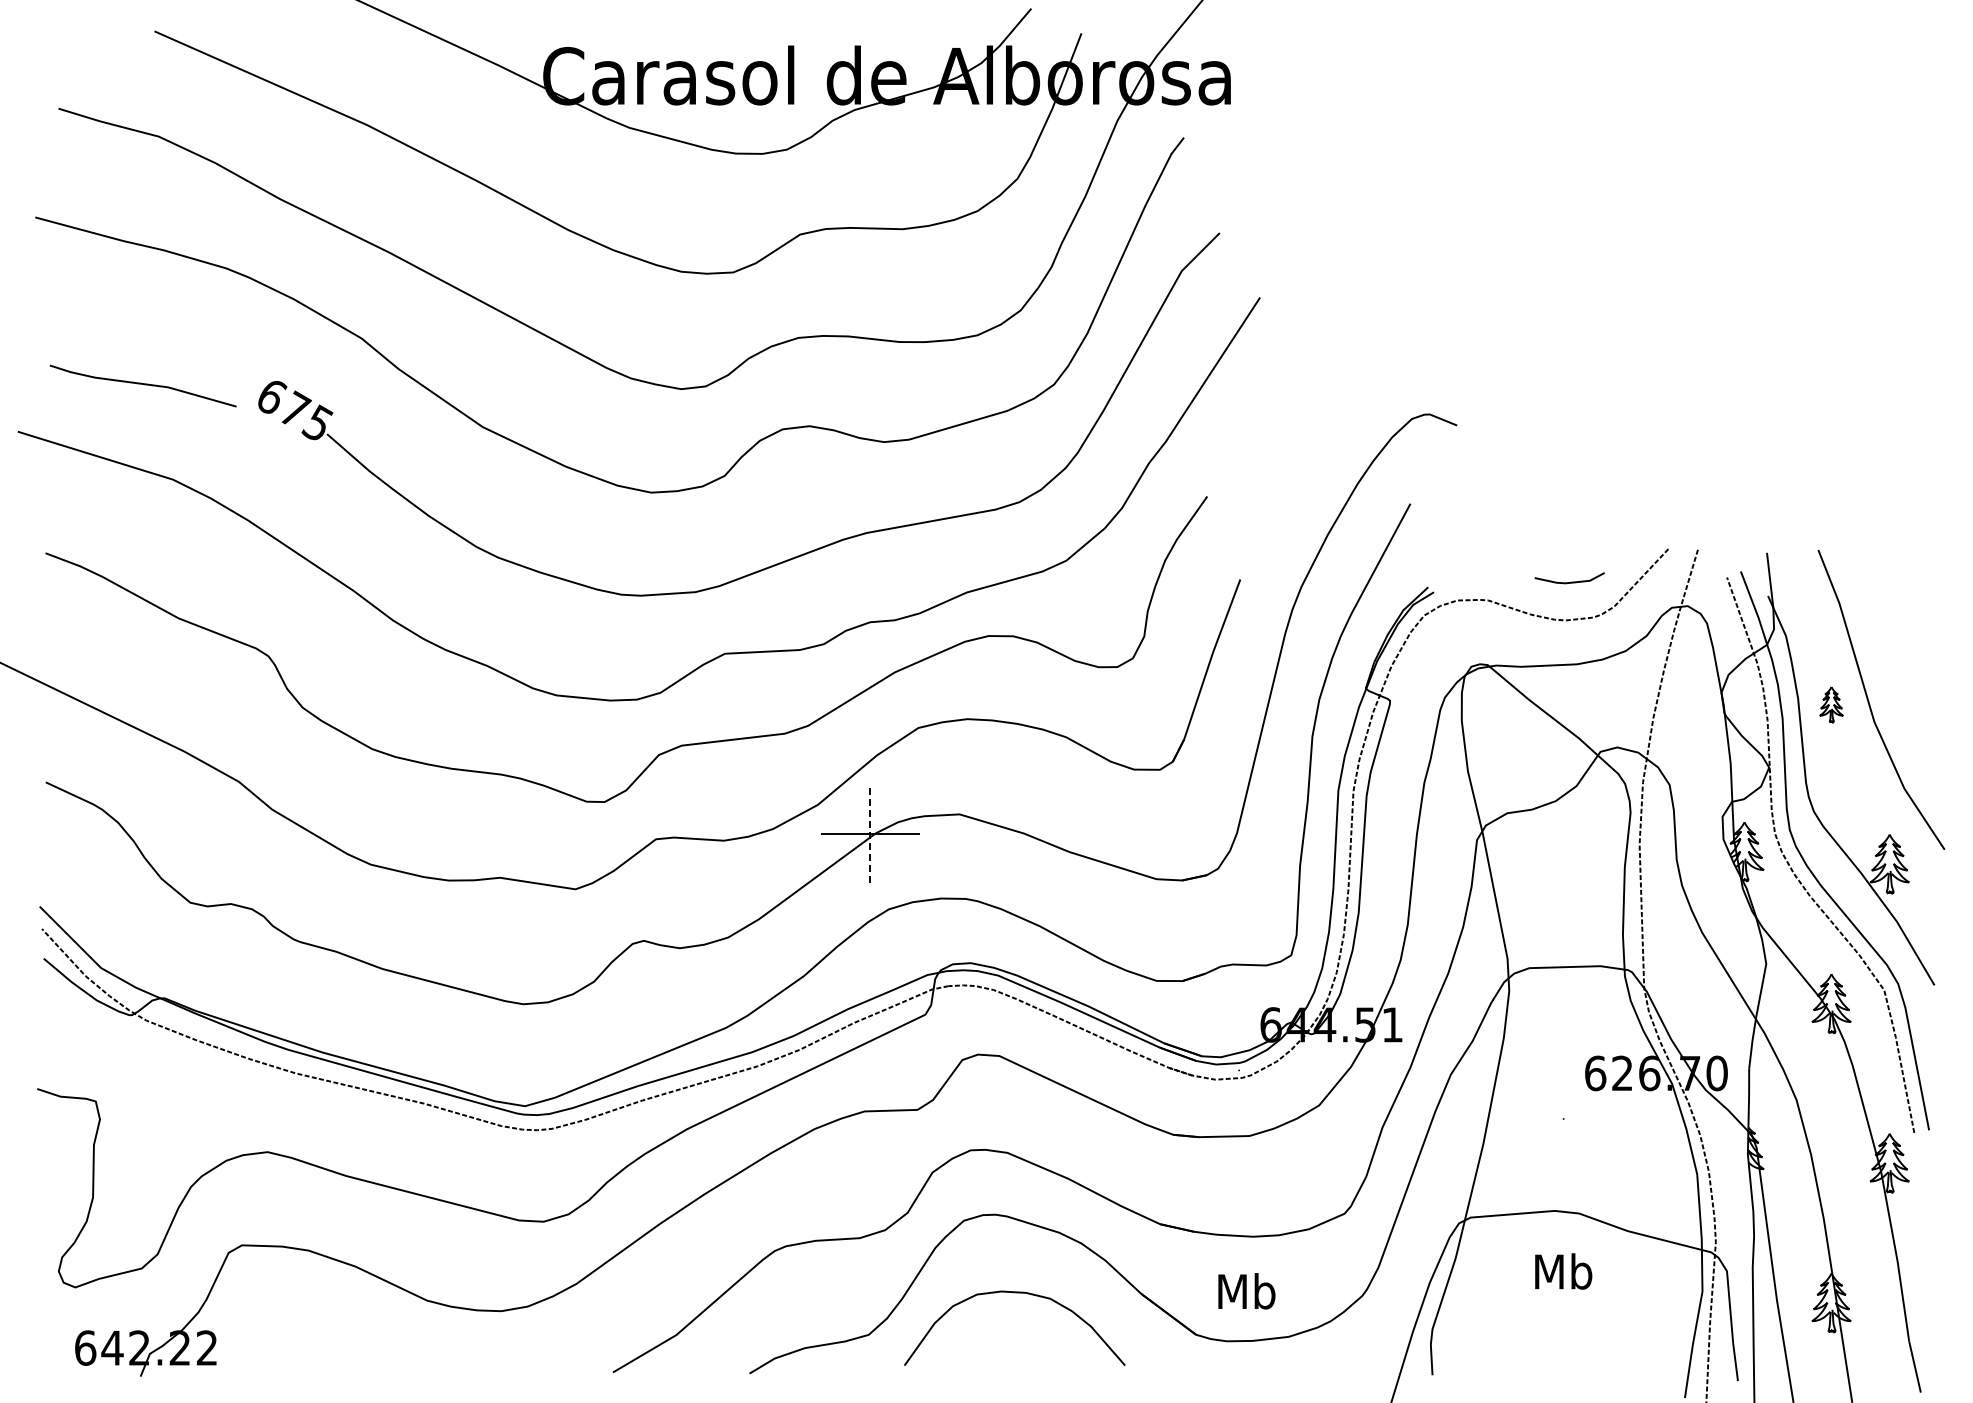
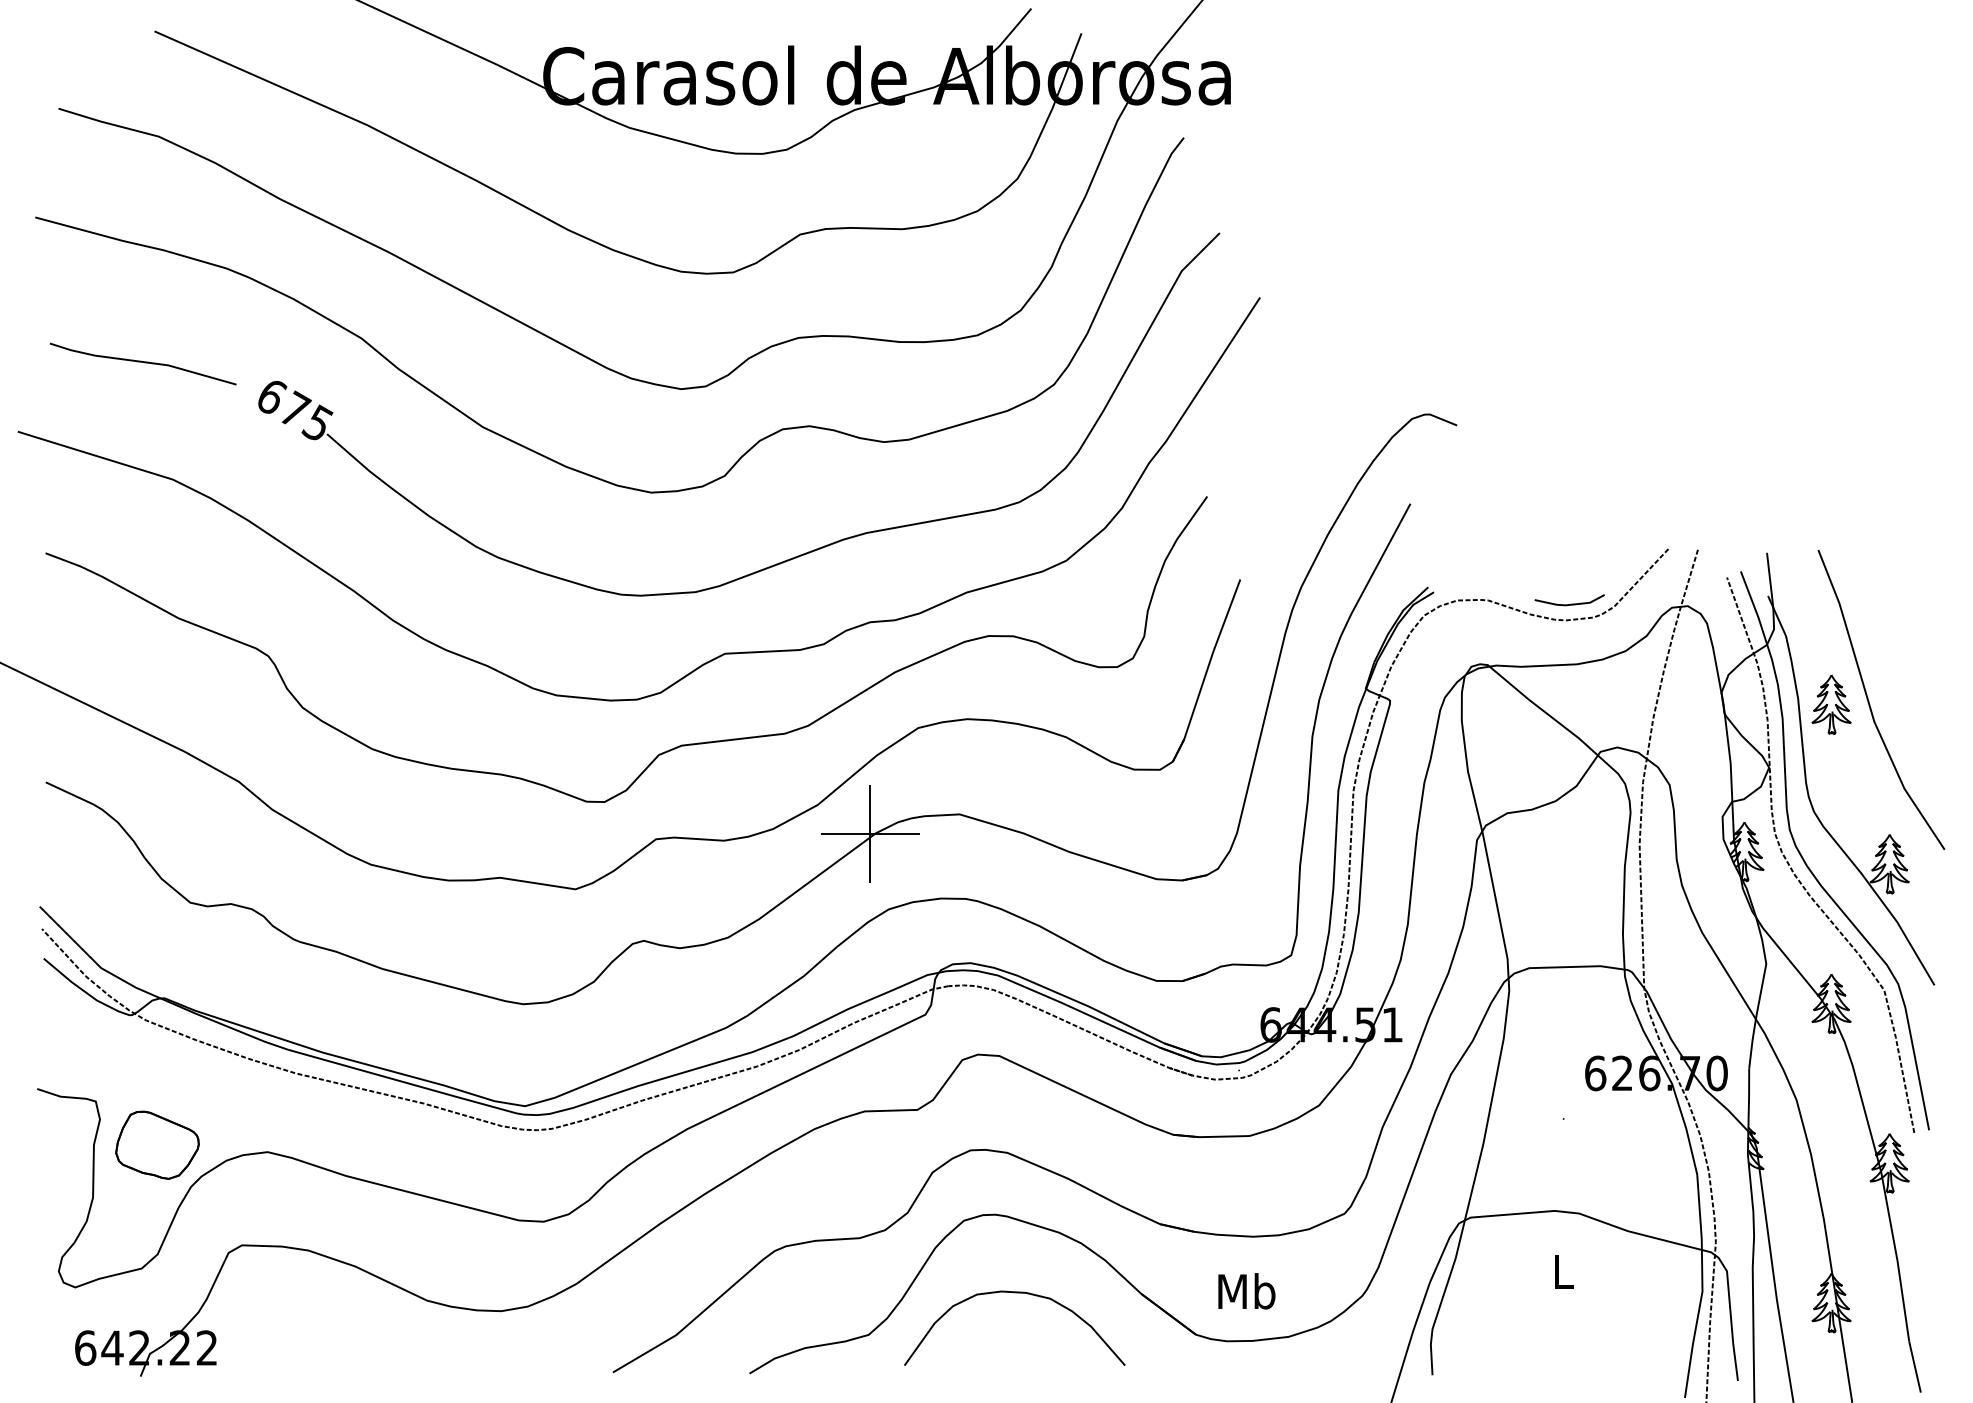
line position: (142, 384) -> (142, 362) (142, 362)
line position: (1570, 581) -> (1570, 603) (1570, 603)
part size: 25x38 px -> 41x60 px (1831, 704)
line: dashed -> solid (870, 833)
part: none -> present (157, 1144)
text: Mb -> L (1563, 1271)
